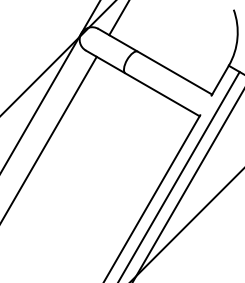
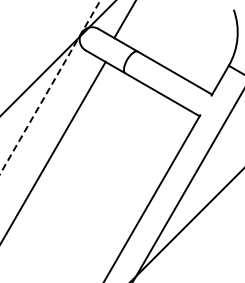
line position: (118, 18) -> (124, 20) (124, 20)
line: solid -> dashed (50, 86)
line position: (49, 138) -> (53, 151) (53, 151)
line: present -> none (179, 175)
